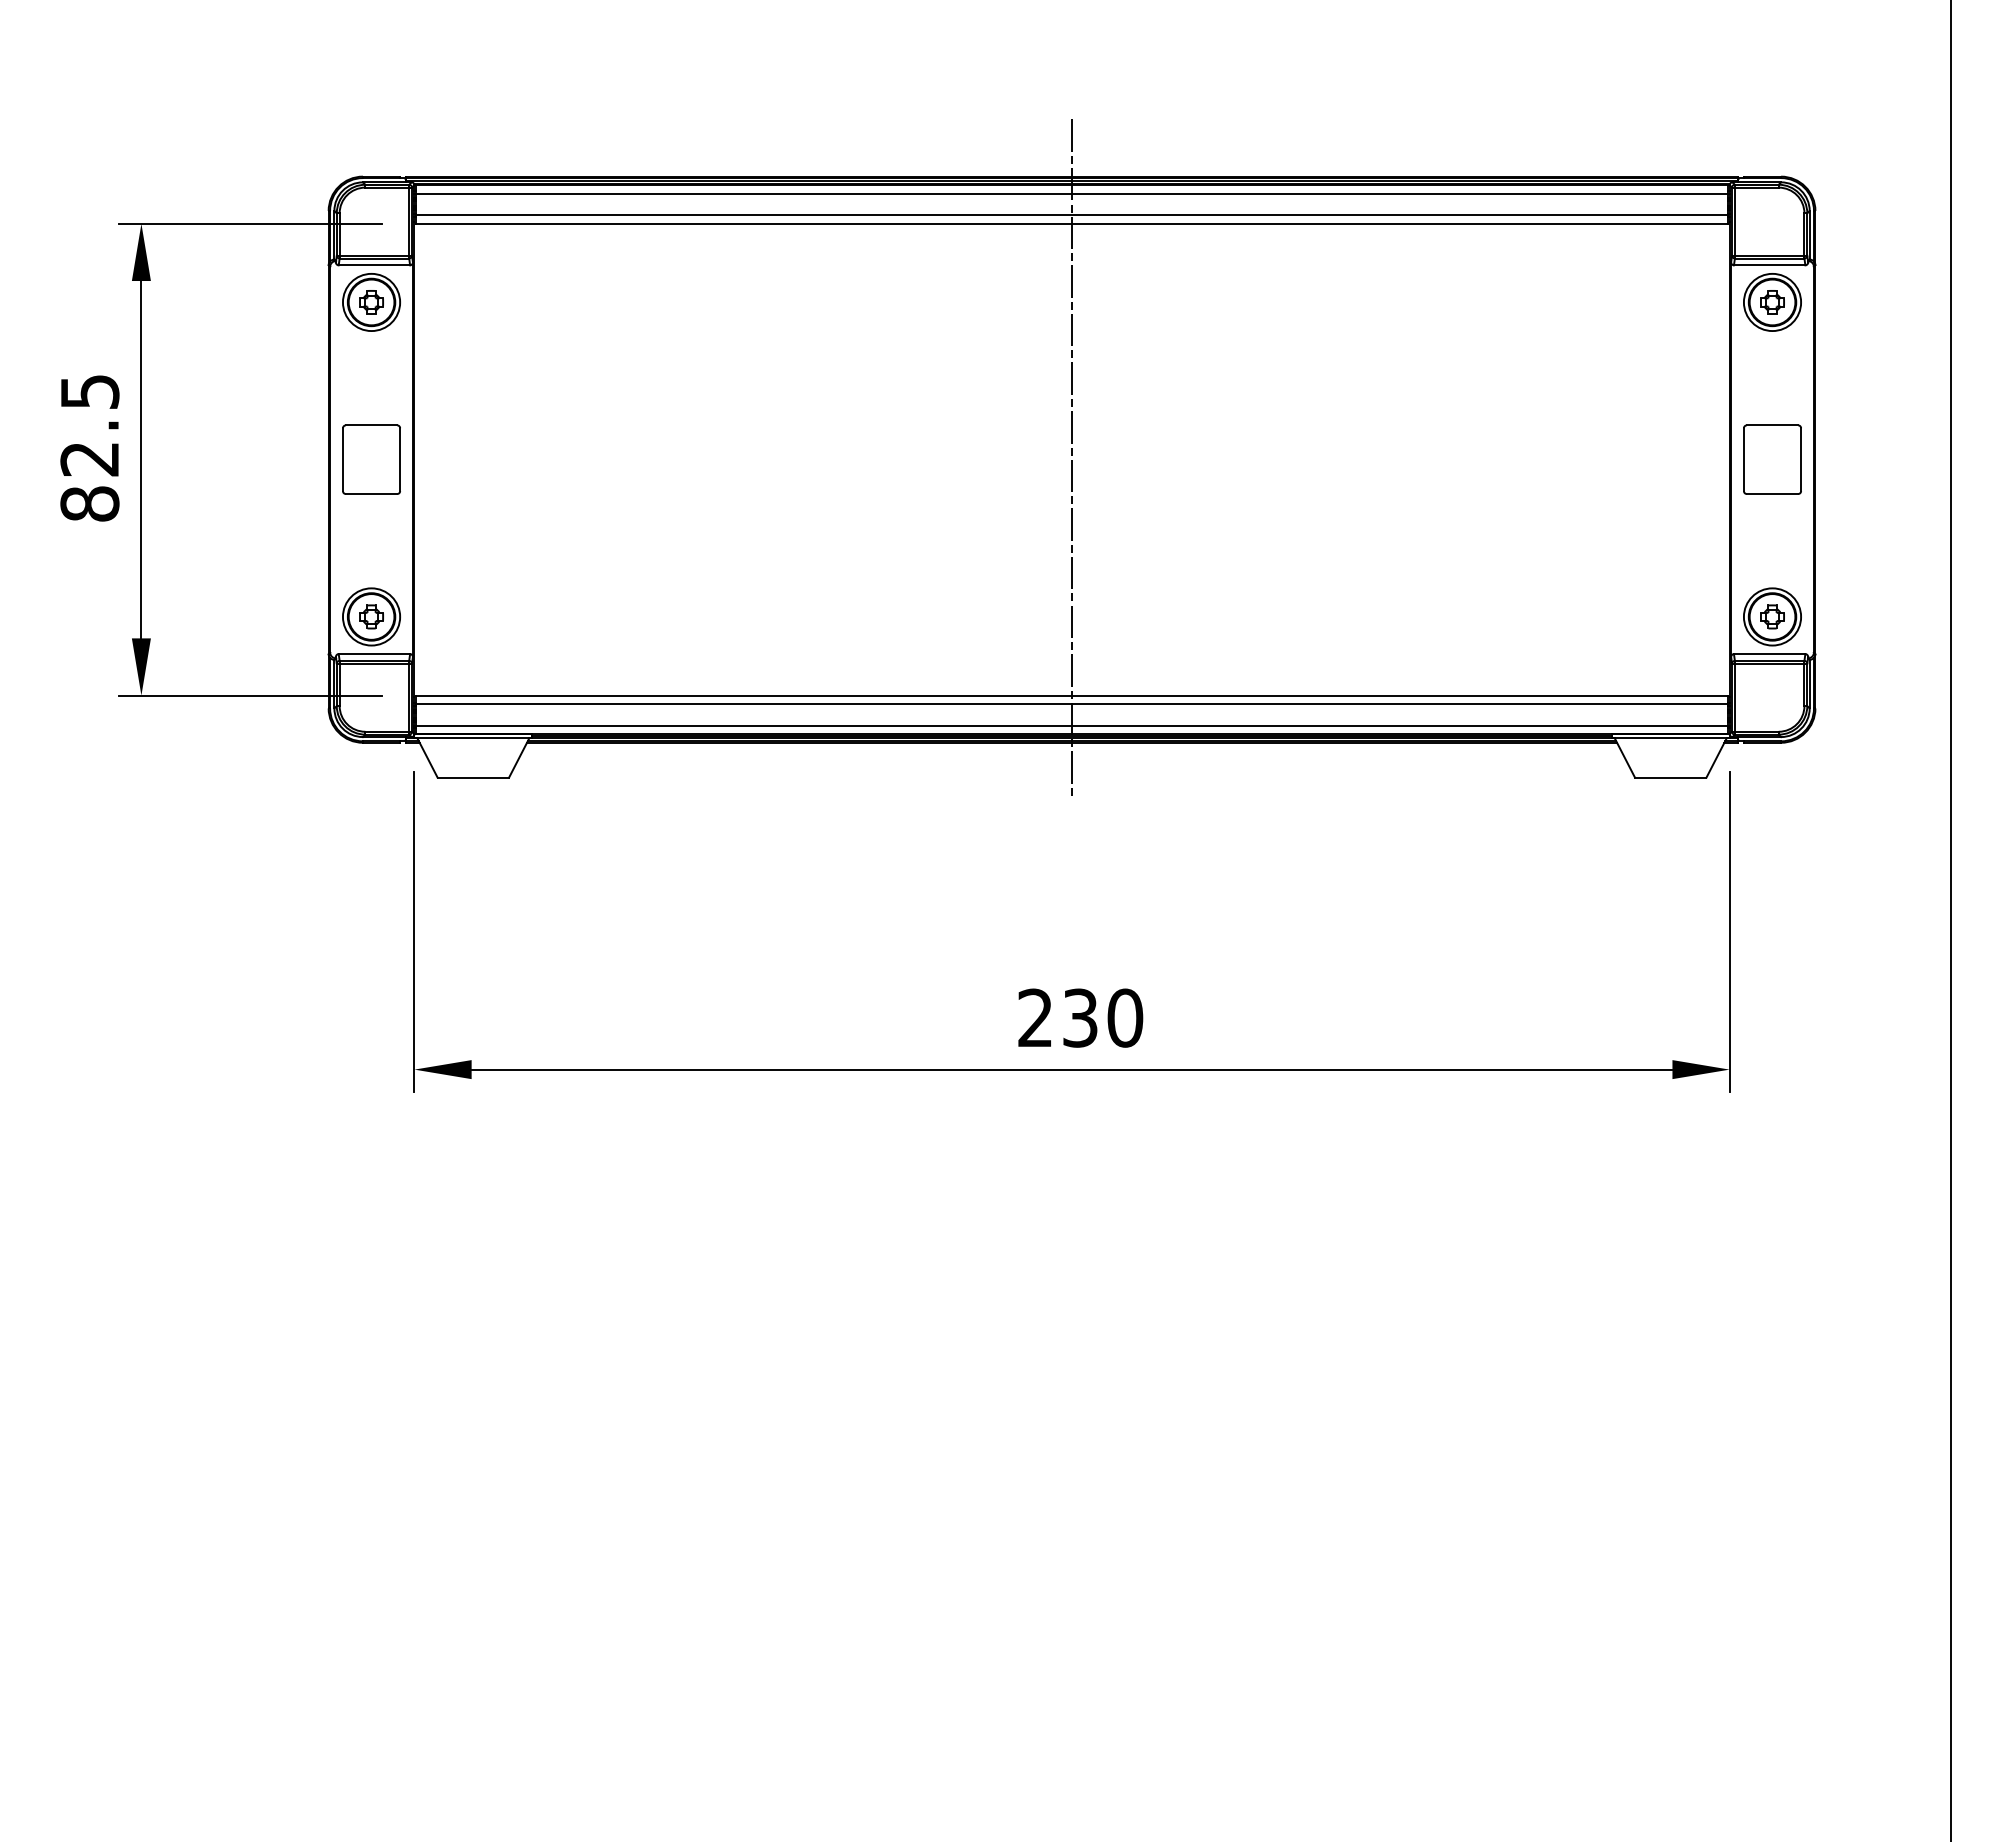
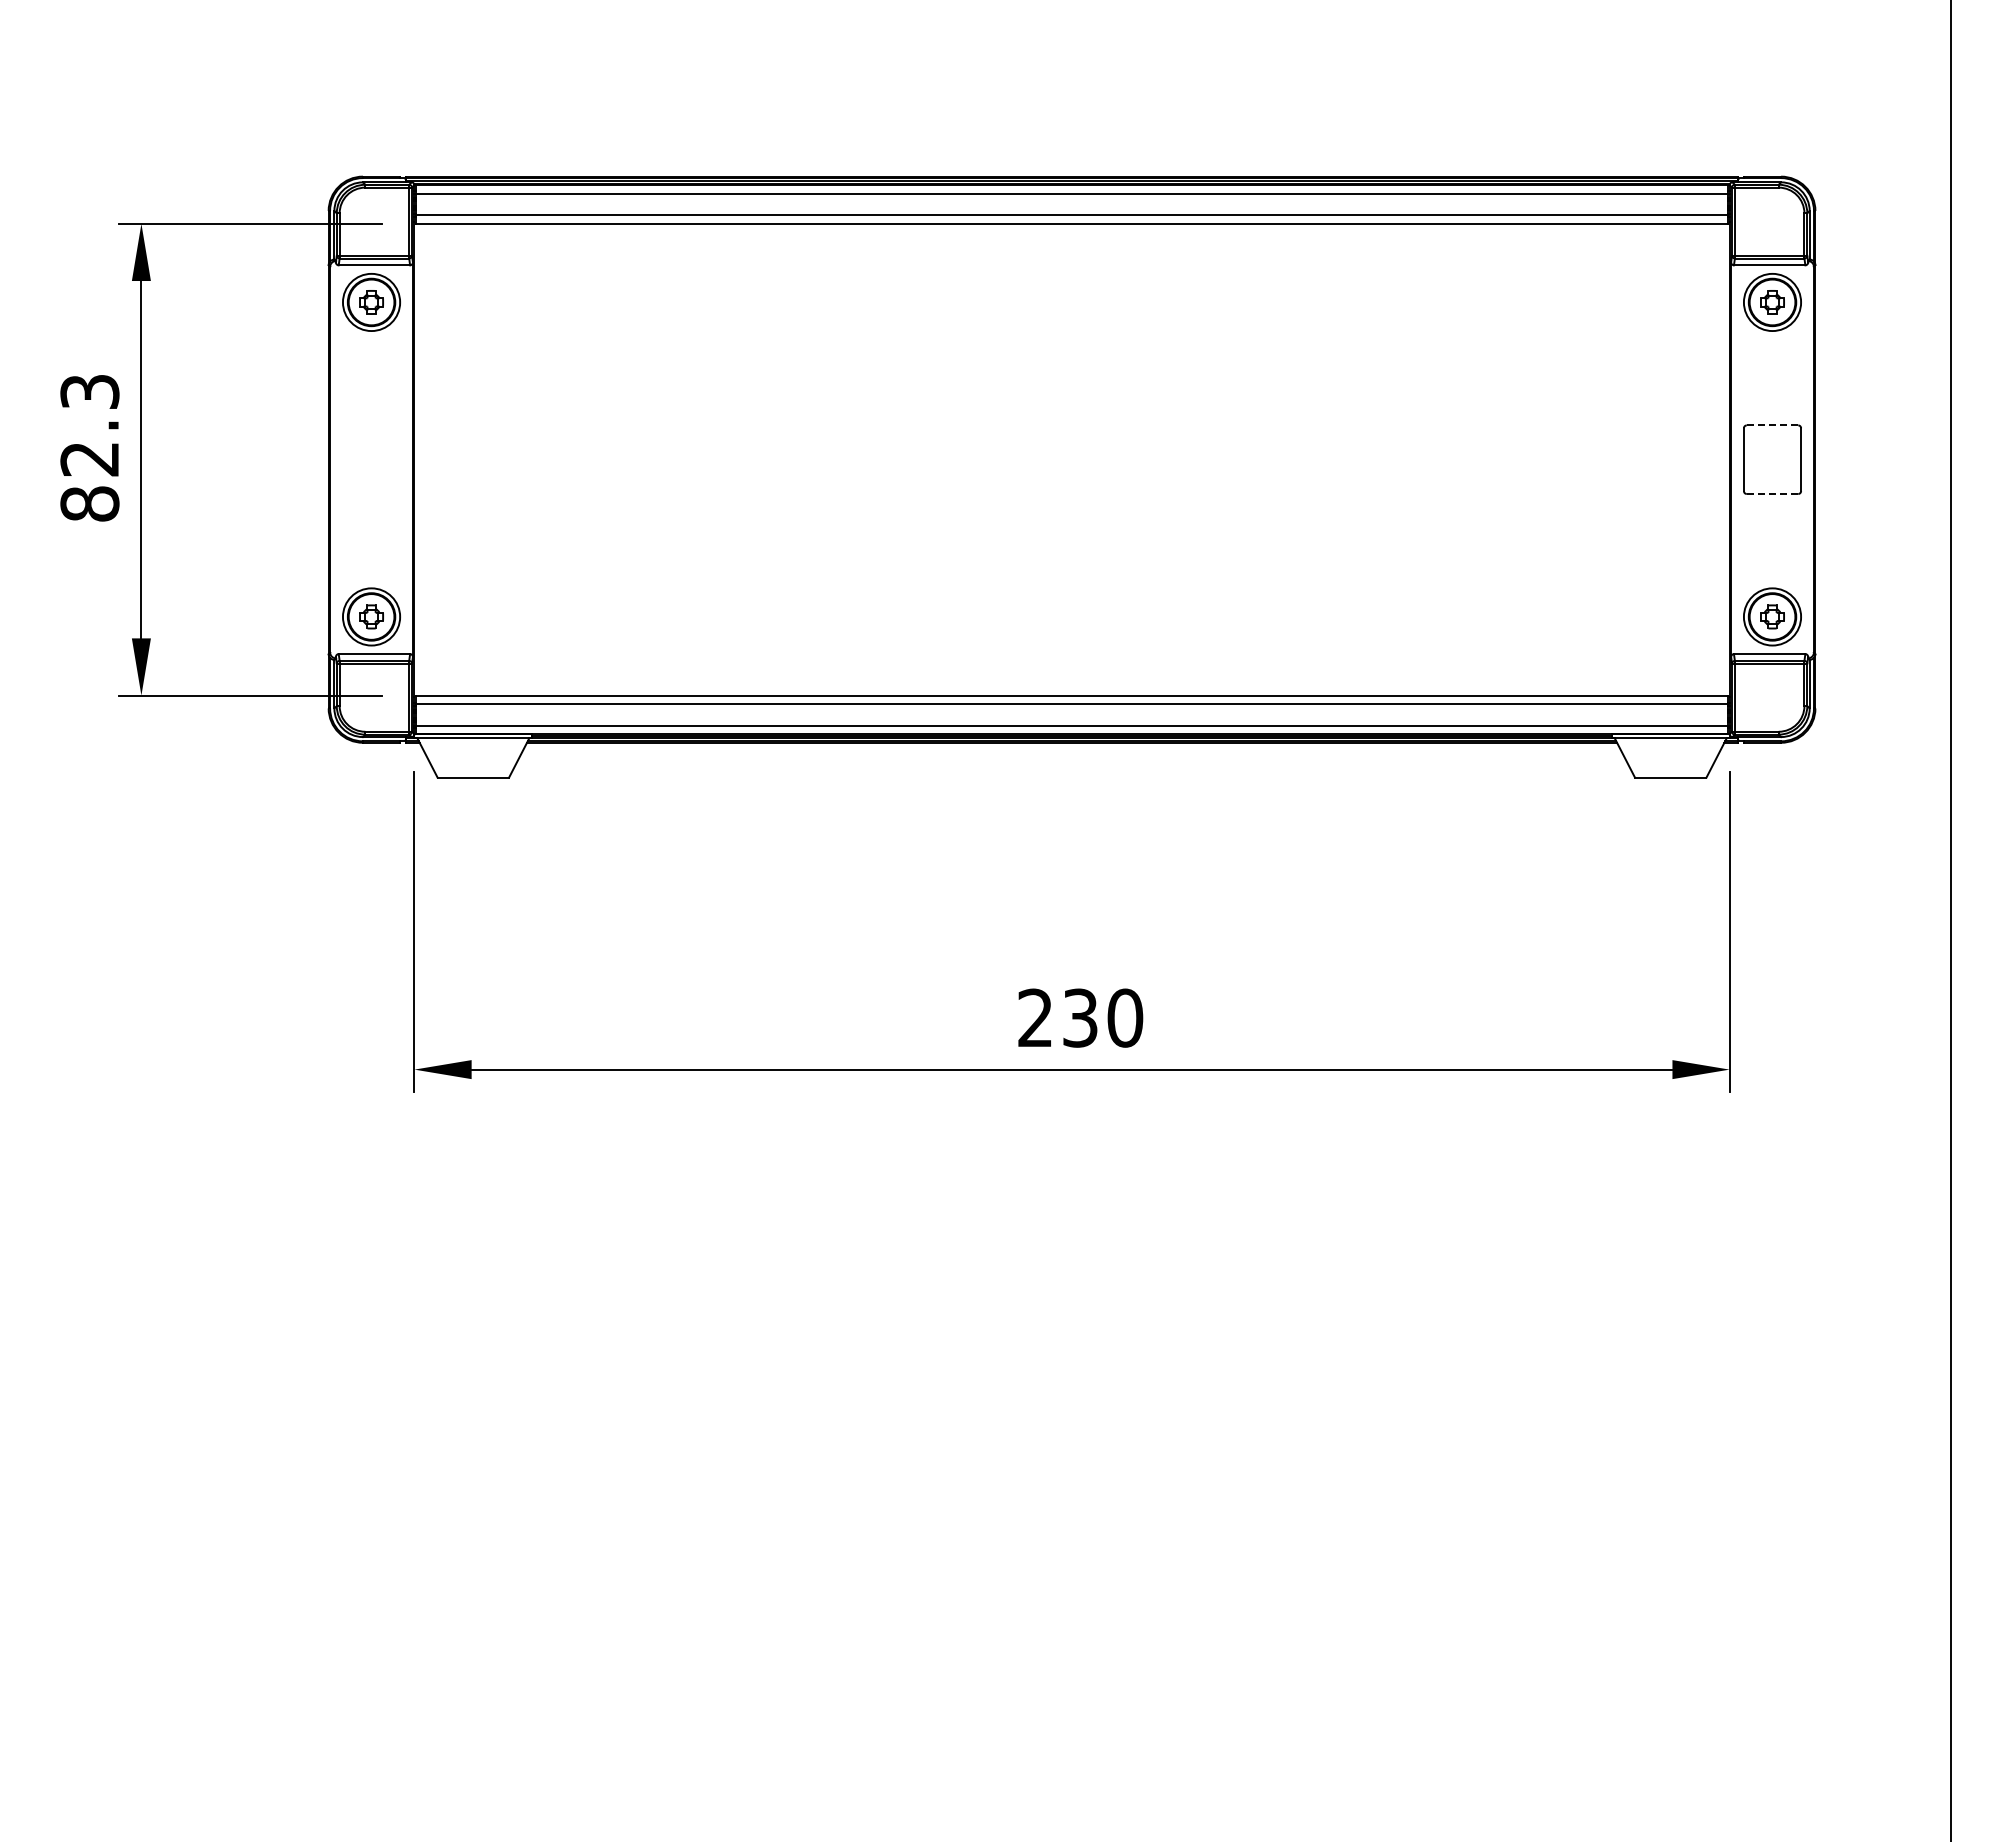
text: 82.5 -> 82.3 (89, 391)
line: solid -> dashed (1772, 425)
part: present -> none (371, 459)
line: present -> none (1072, 459)
line: solid -> dashed (1772, 494)
